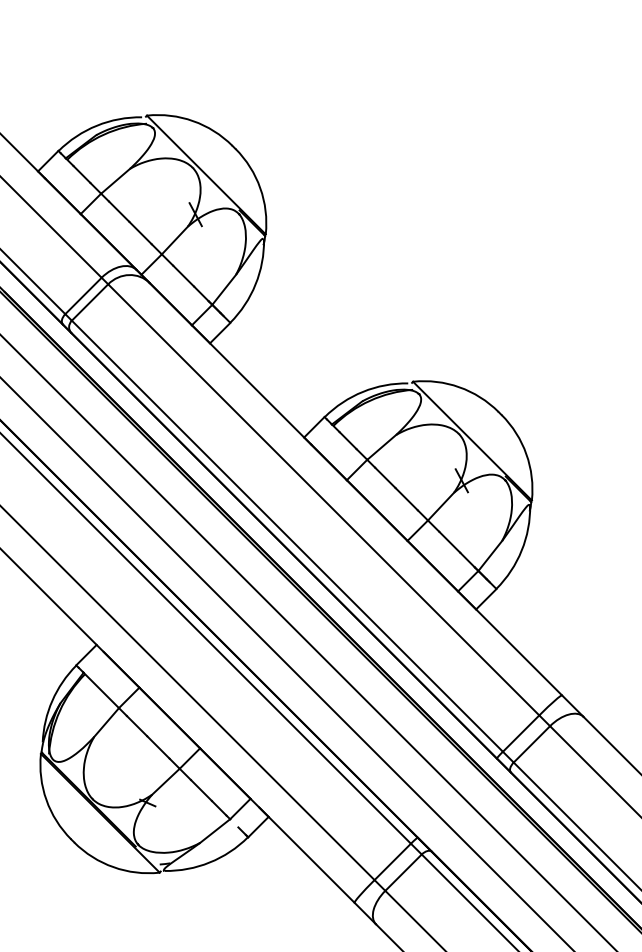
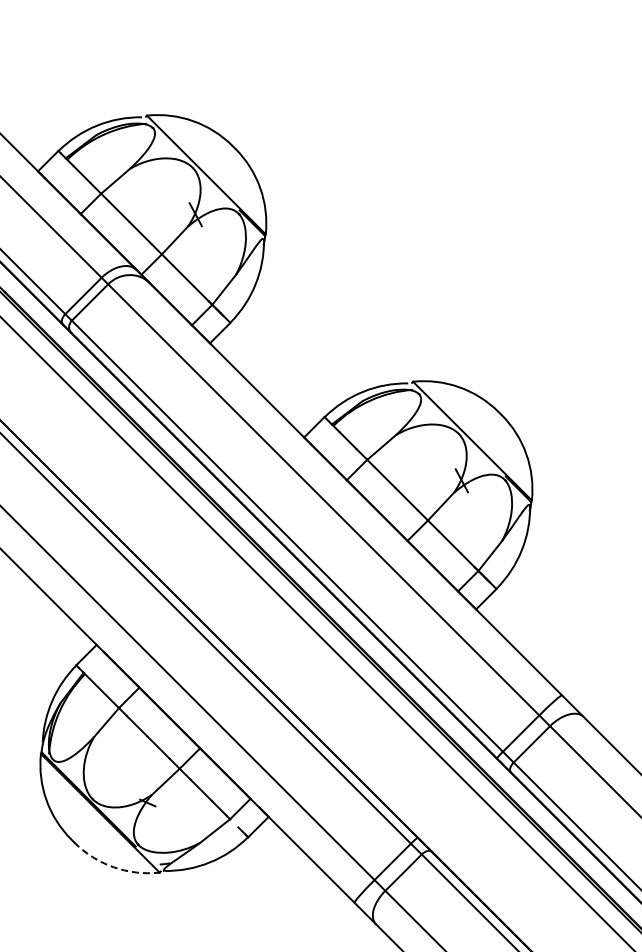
line position: (308, 642) -> (317, 633) (317, 633)
line: present -> none (286, 663)
arc: solid -> dashed (113, 867)
